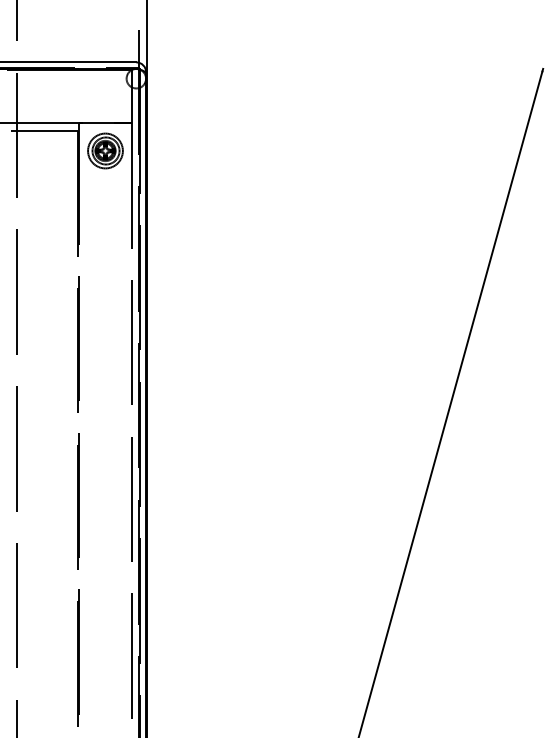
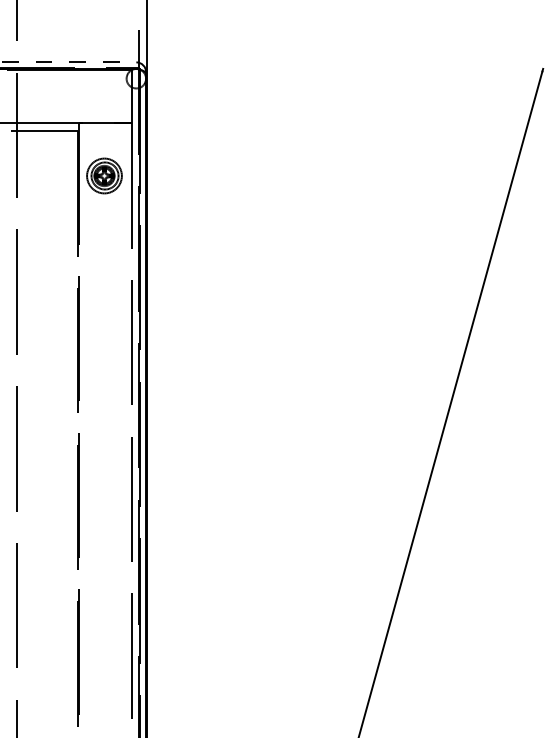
line: solid -> dashed (68, 62)
part position: (105, 150) -> (104, 175) (104, 175)
